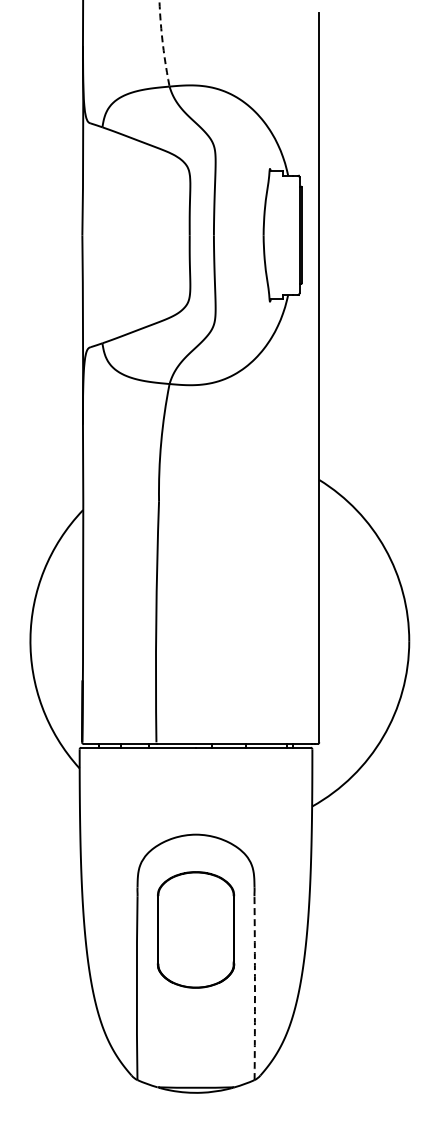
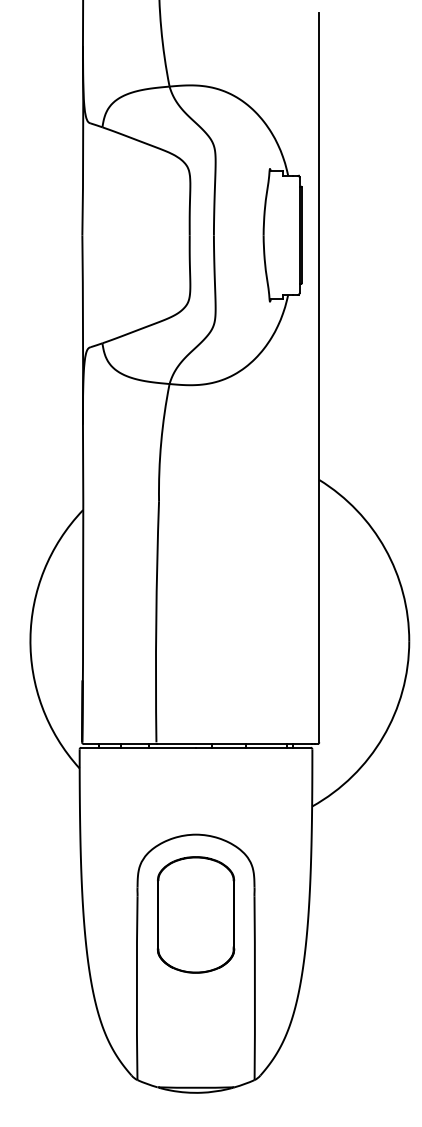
arc: dashed -> solid (162, 43)
part position: (195, 929) -> (195, 914) (195, 914)
arc: dashed -> solid (254, 988)
